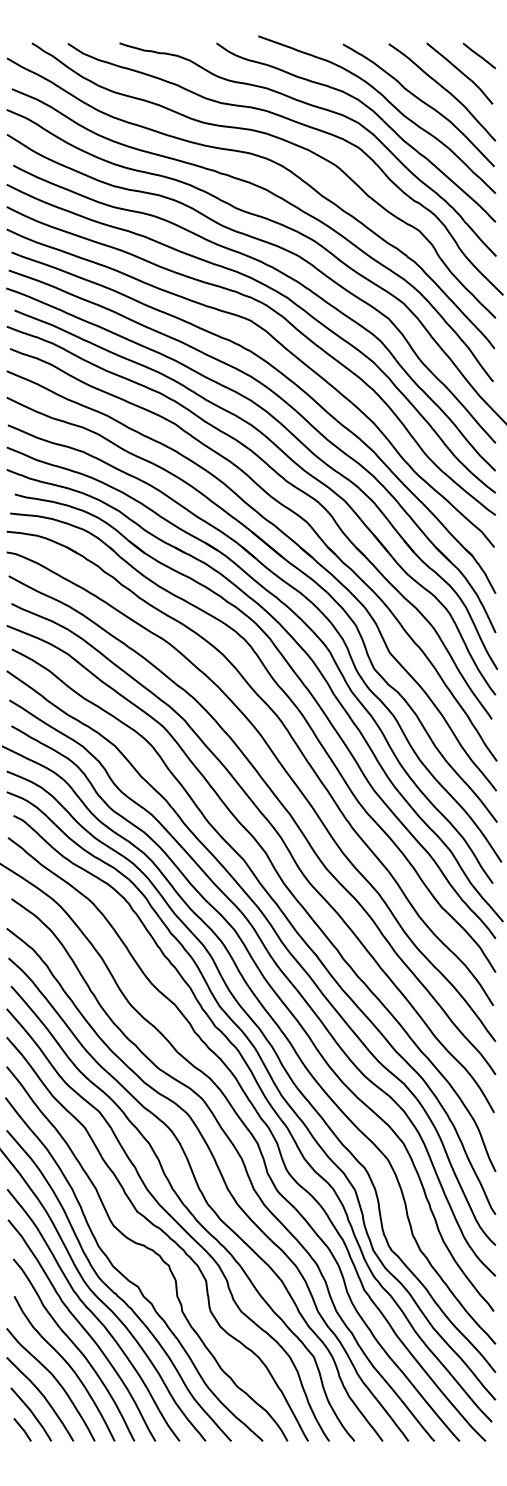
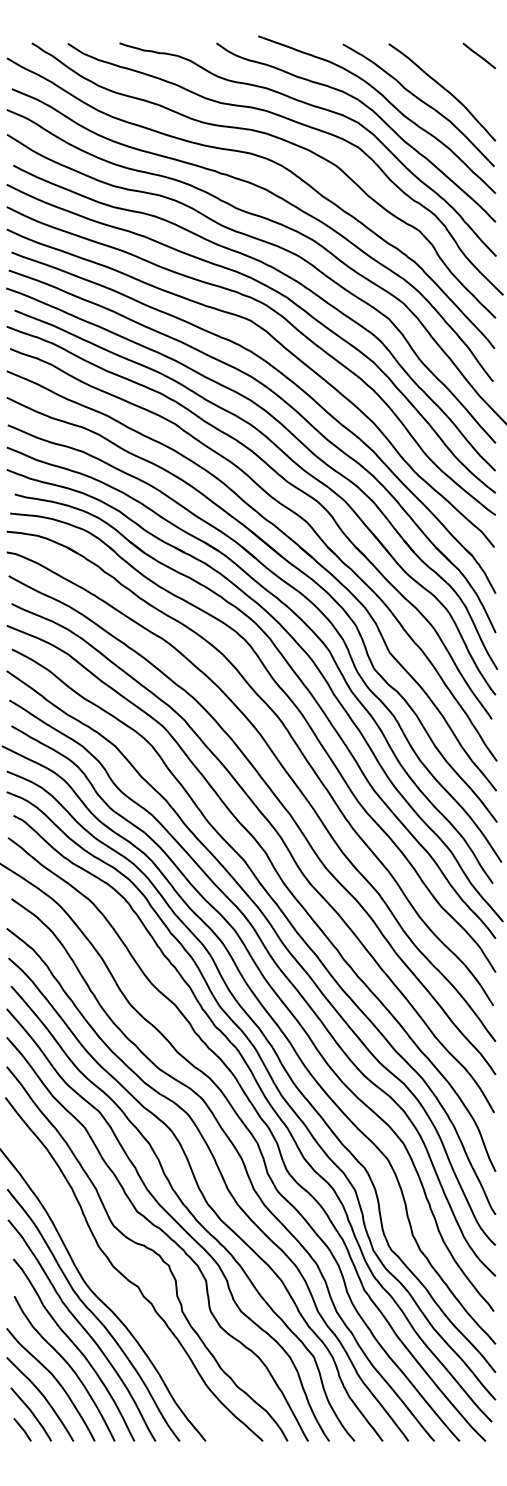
curve: present -> none (460, 72)
curve: present -> none (113, 1290)
